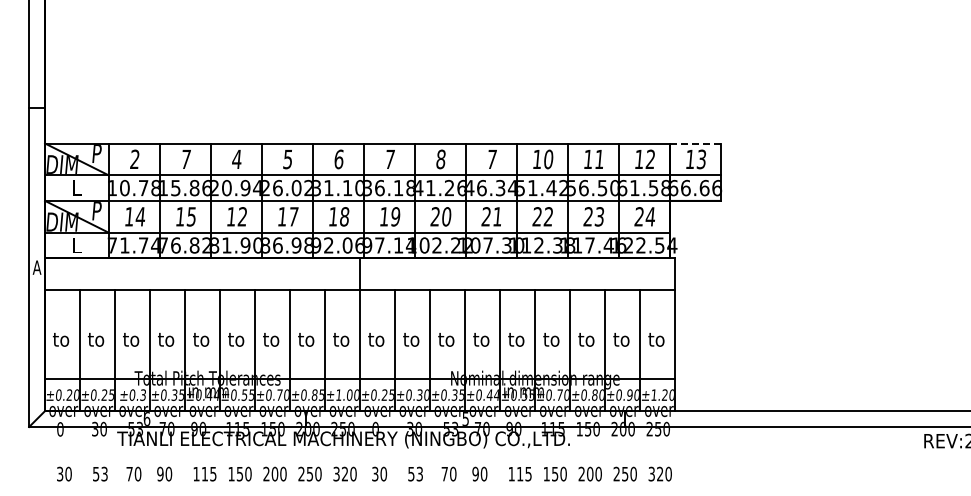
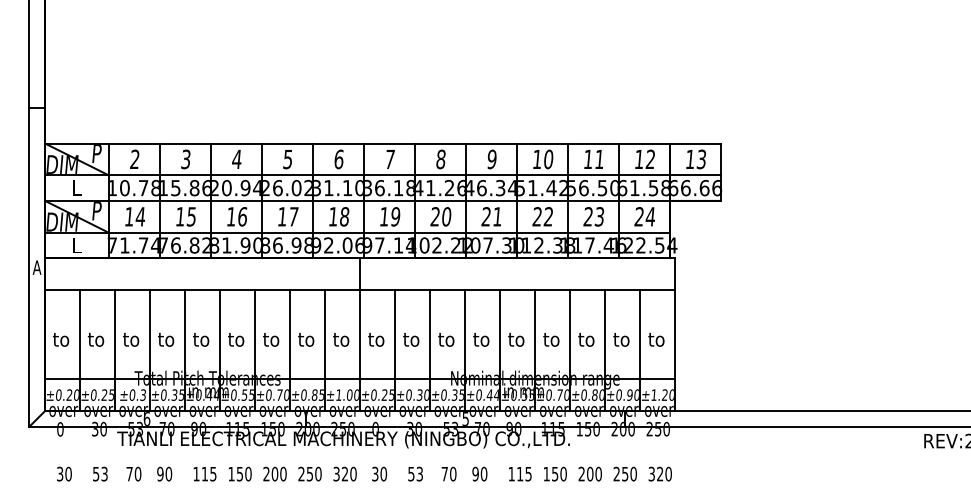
line: dashed -> solid (695, 143)
text: 7 -> 3 (185, 159)
text: 7 -> 9 (491, 159)
text: 12 -> 16 (242, 216)
